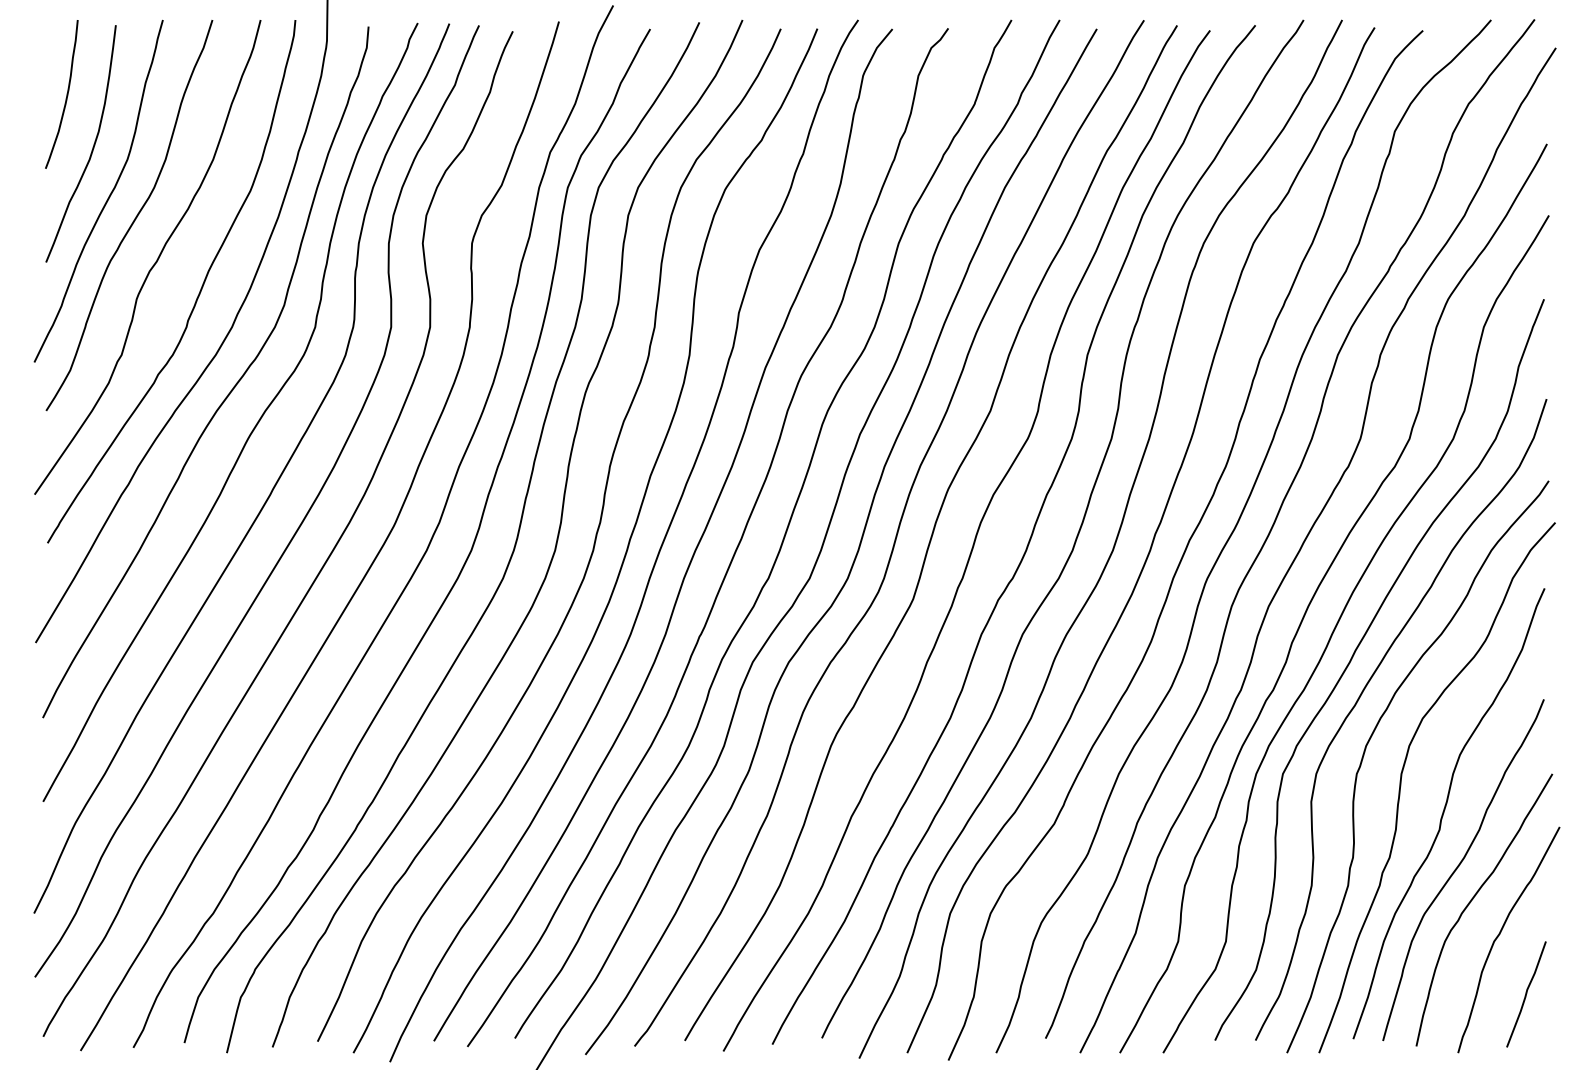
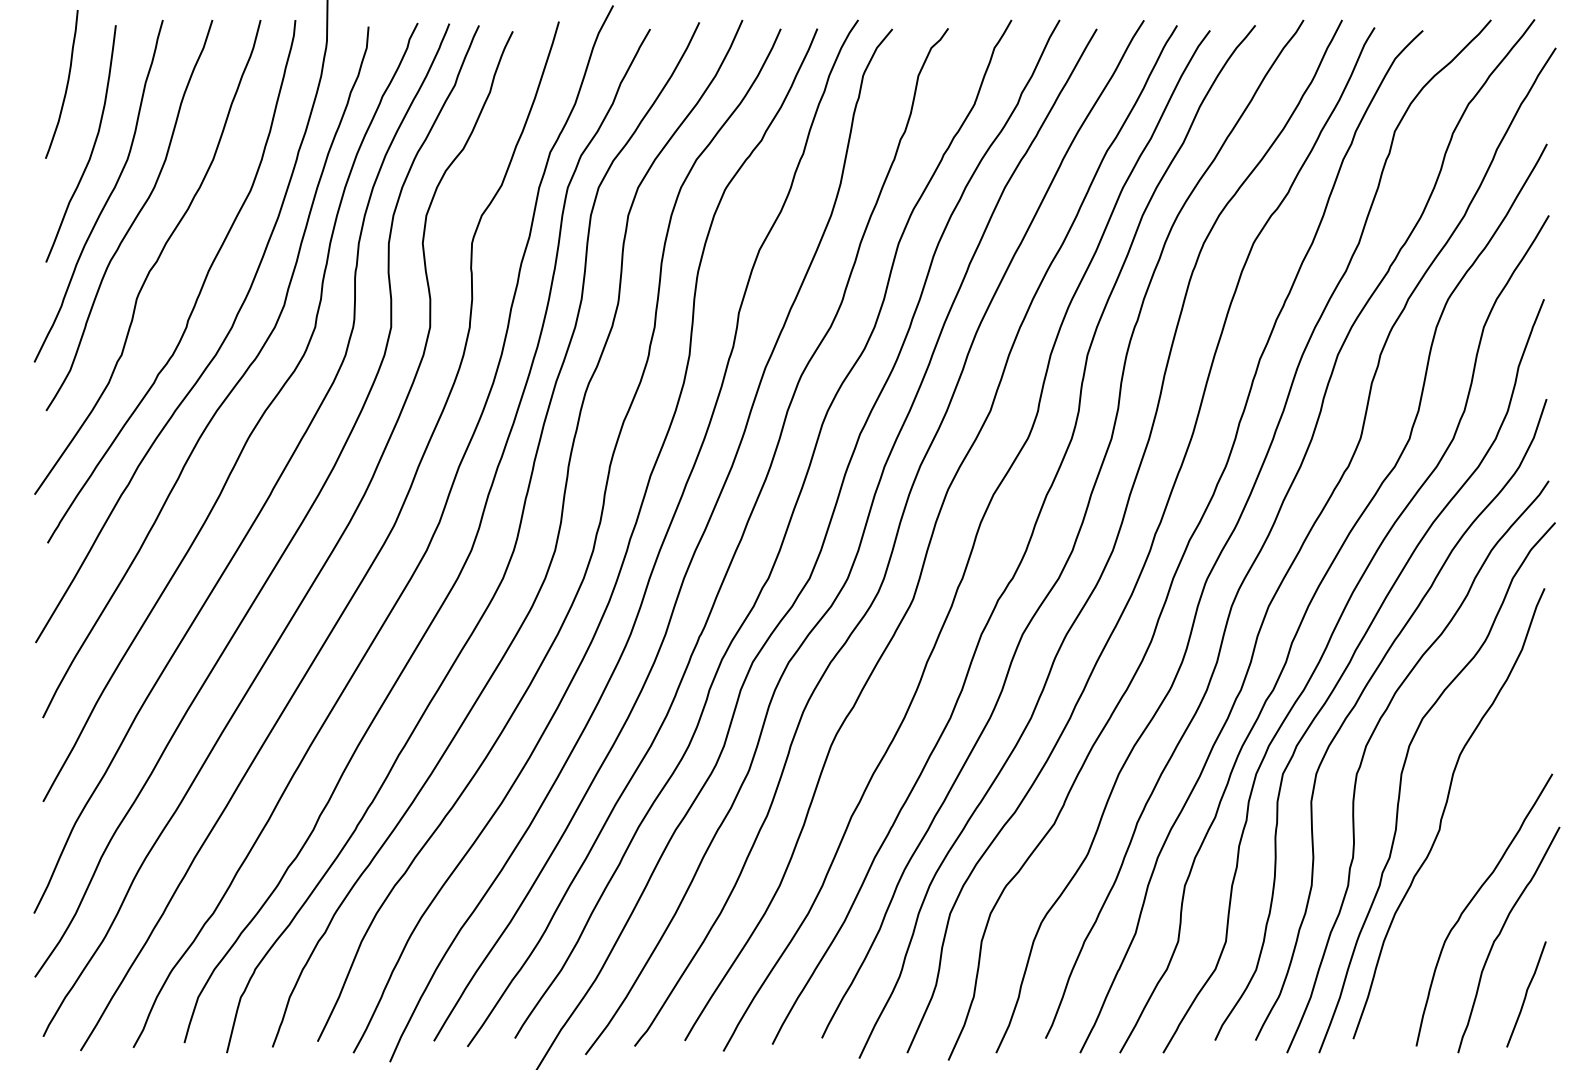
curve position: (66, 94) -> (66, 84) (66, 84)
curve: present -> none (1459, 866)
